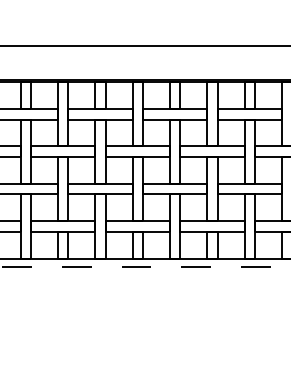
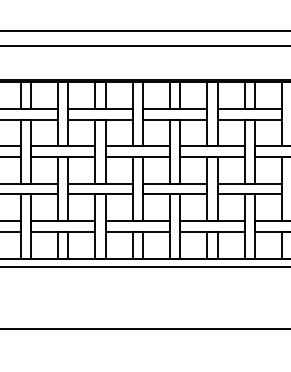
line: none -> present (144, 30)
line: dashed -> solid (145, 266)
line: none -> present (144, 329)
